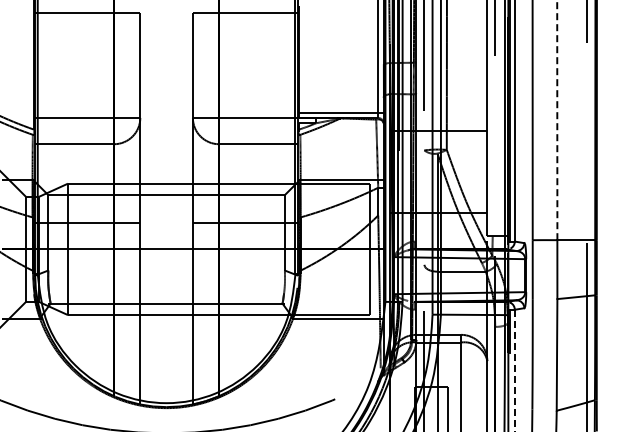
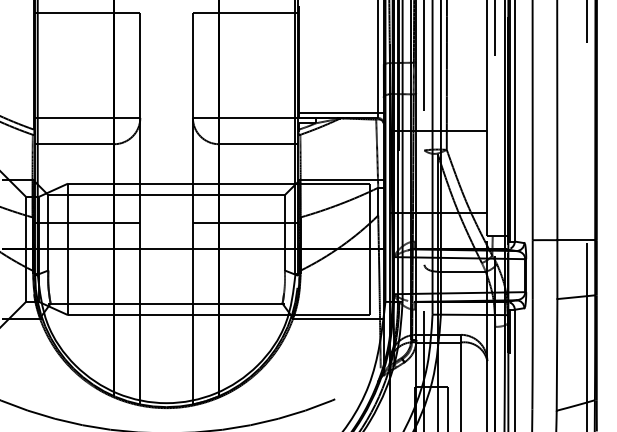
line: dashed -> solid (557, 120)
line: dashed -> solid (514, 370)
